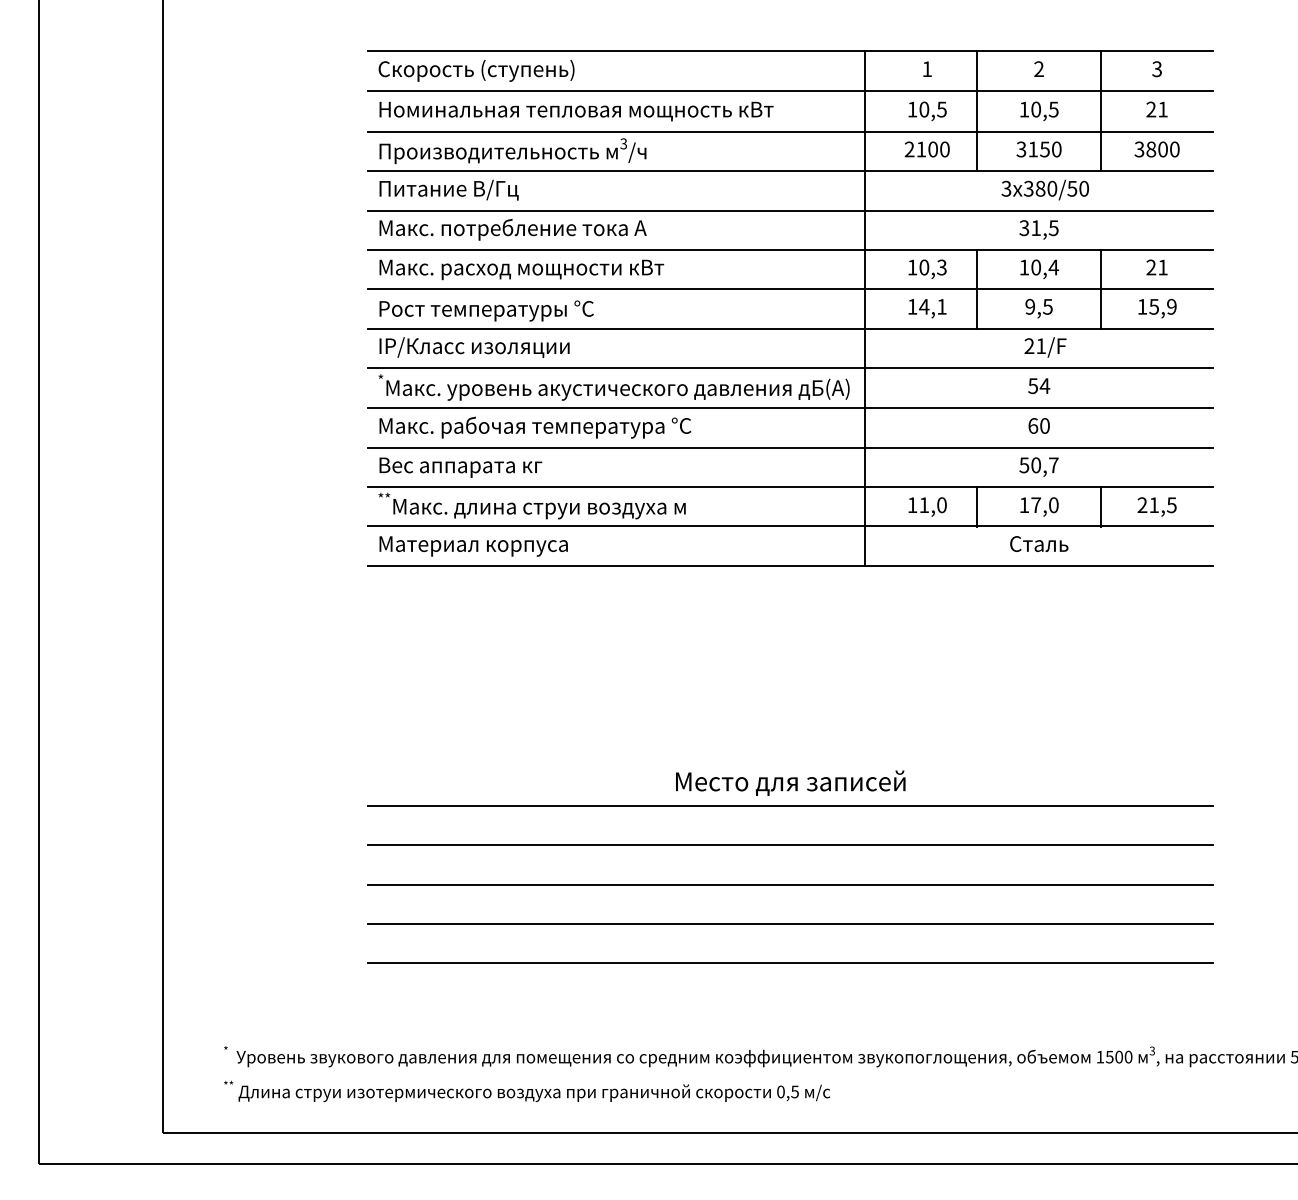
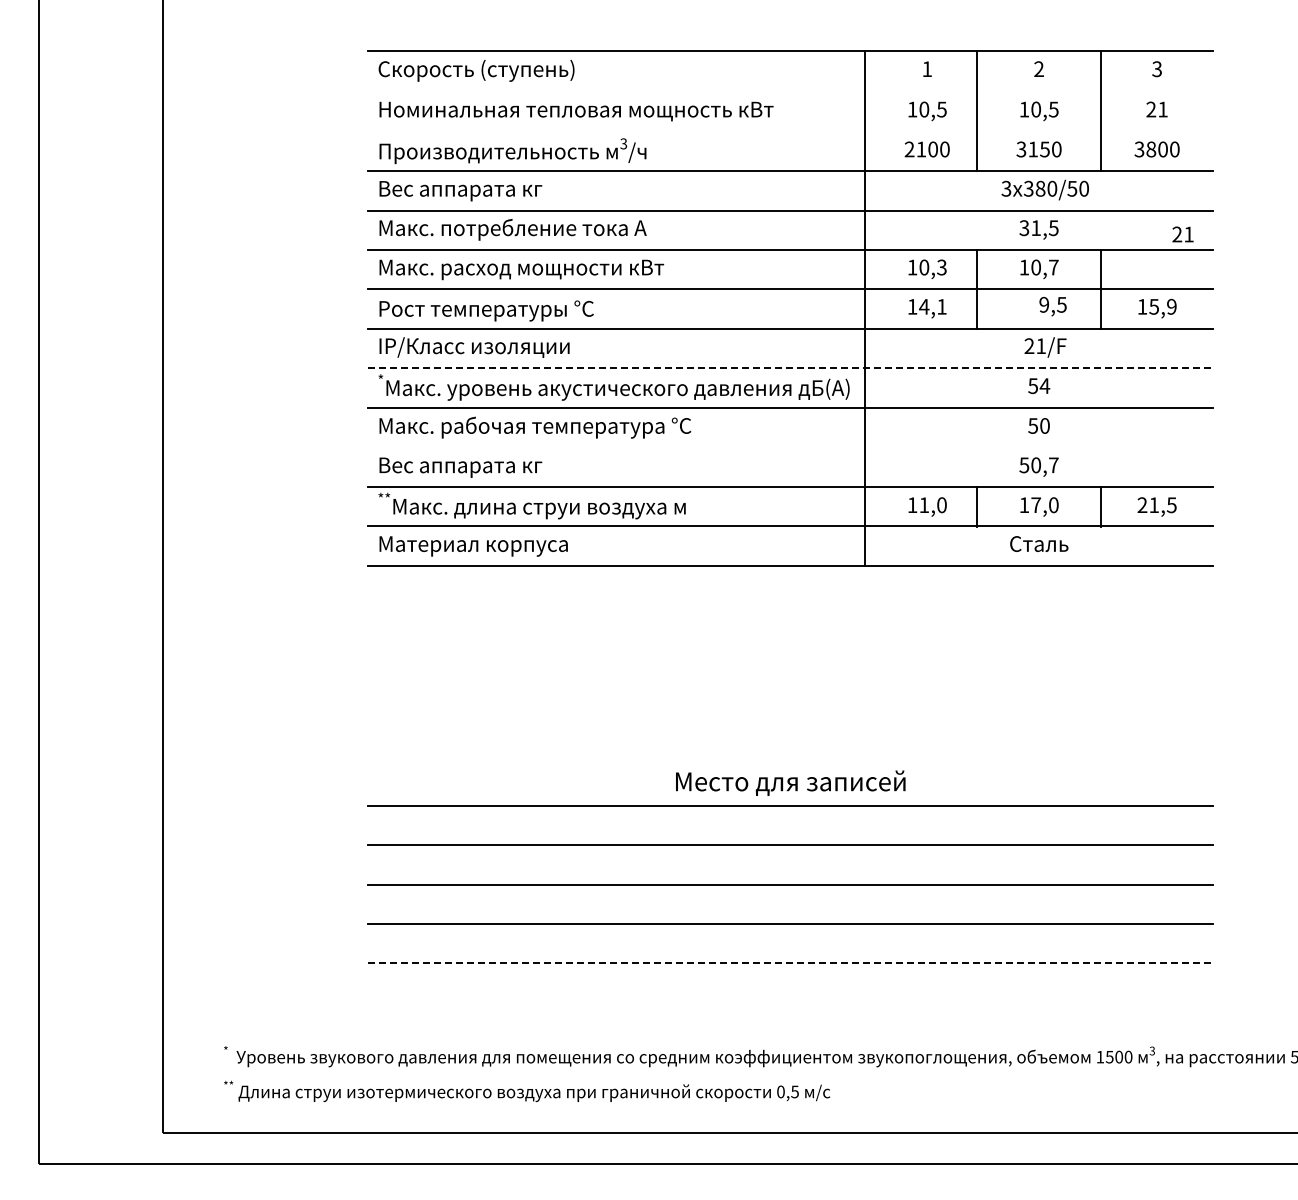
line: present -> none (790, 91)
line: present -> none (790, 131)
text: Питание В/Гц -> Вес аппарата кг (461, 190)
text: 10,4 -> 10,7 (1053, 267)
text position: (1156, 267) -> (1182, 234) (1182, 234)
text position: (1038, 308) -> (1052, 306) (1052, 306)
line: solid -> dashed (790, 367)
text: 60 -> 50 (1033, 425)
line: present -> none (790, 447)
line: solid -> dashed (790, 963)
